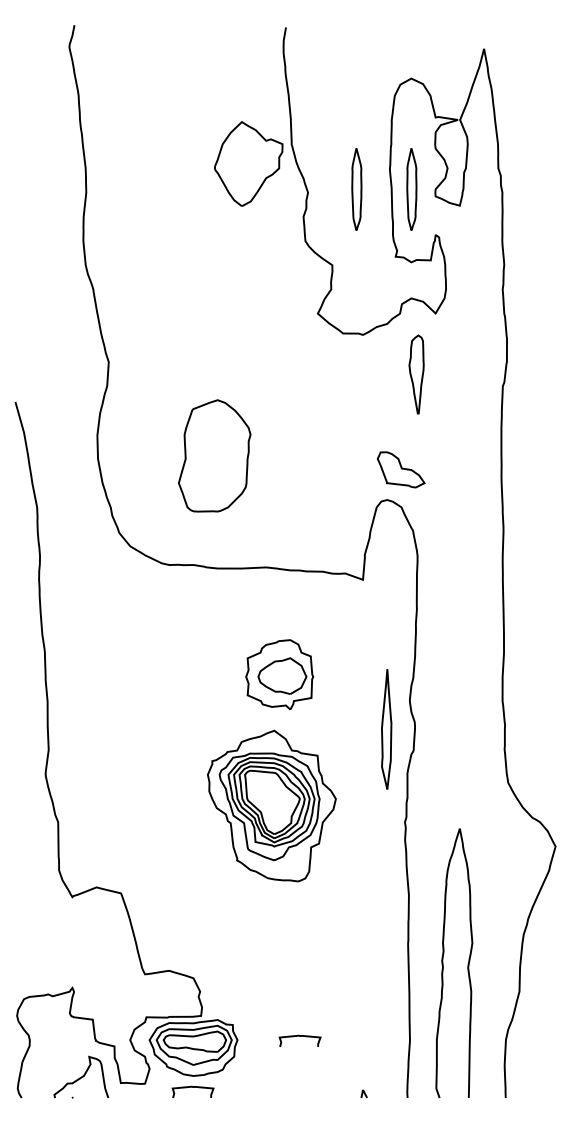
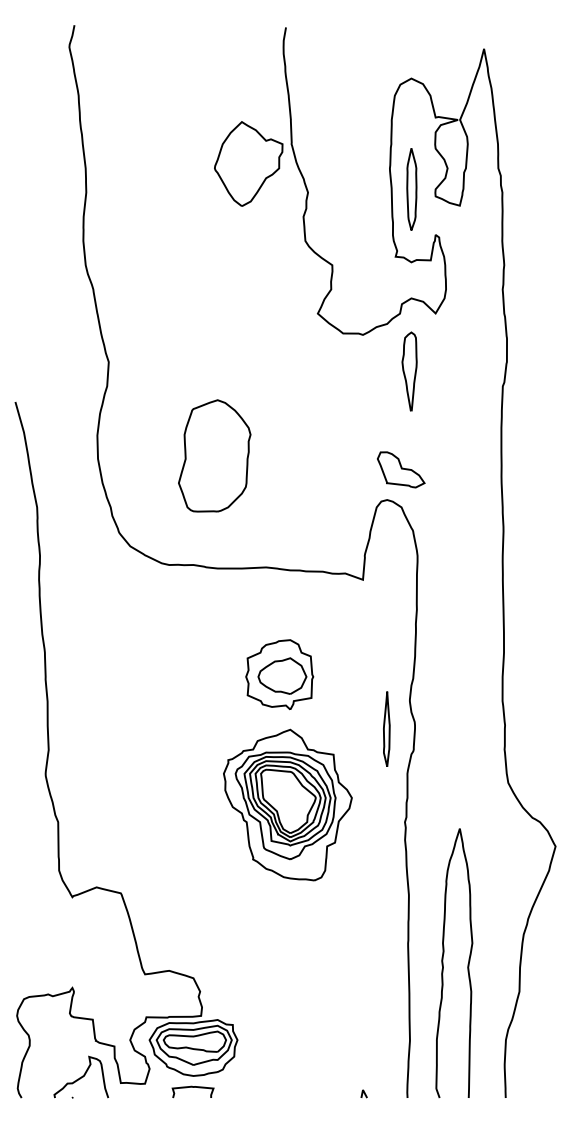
part: present -> none (356, 189)
part position: (416, 374) -> (409, 371) (409, 371)
part size: 12x121 px -> 8x76 px (386, 728)
part position: (271, 805) -> (287, 804) (287, 804)
curve: present -> none (299, 1036)
